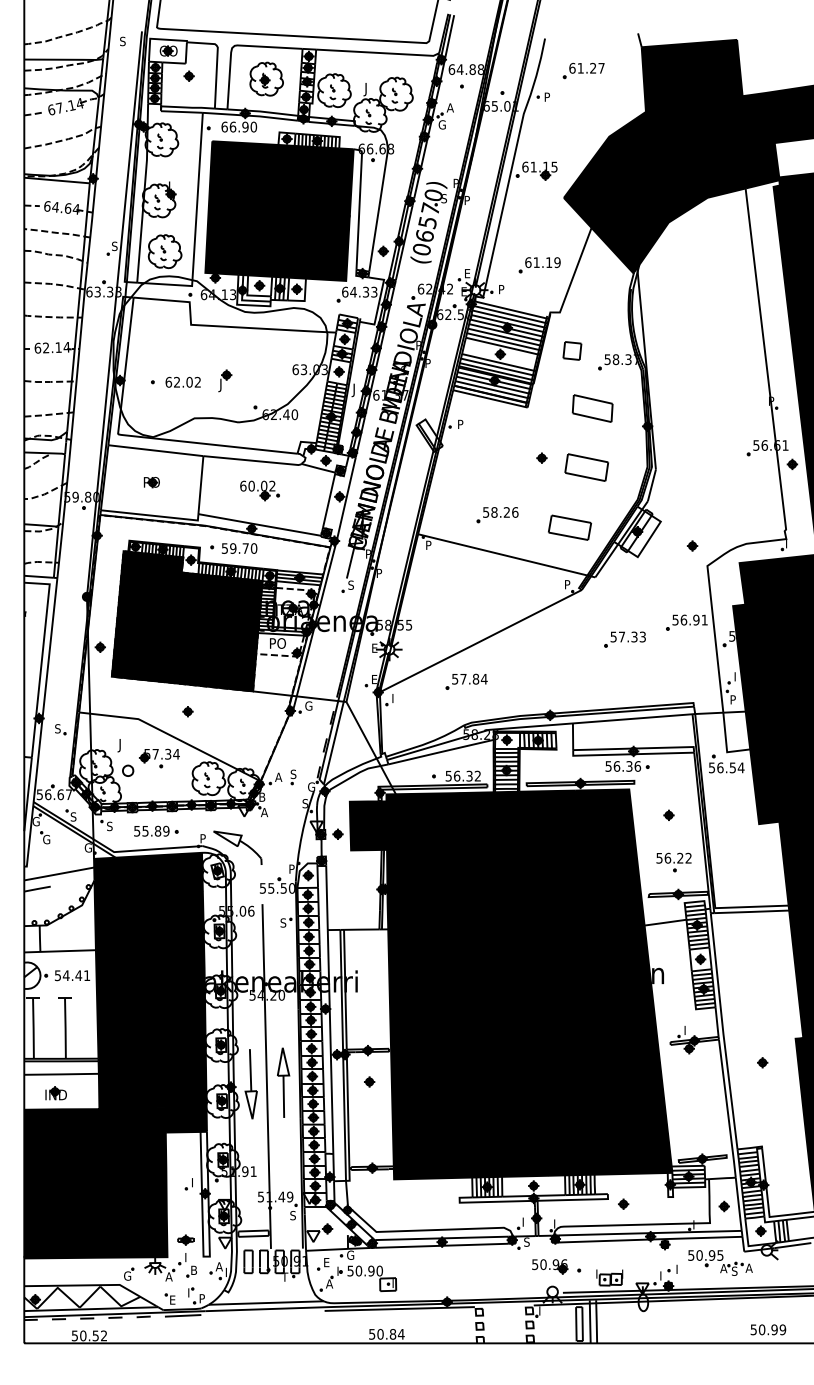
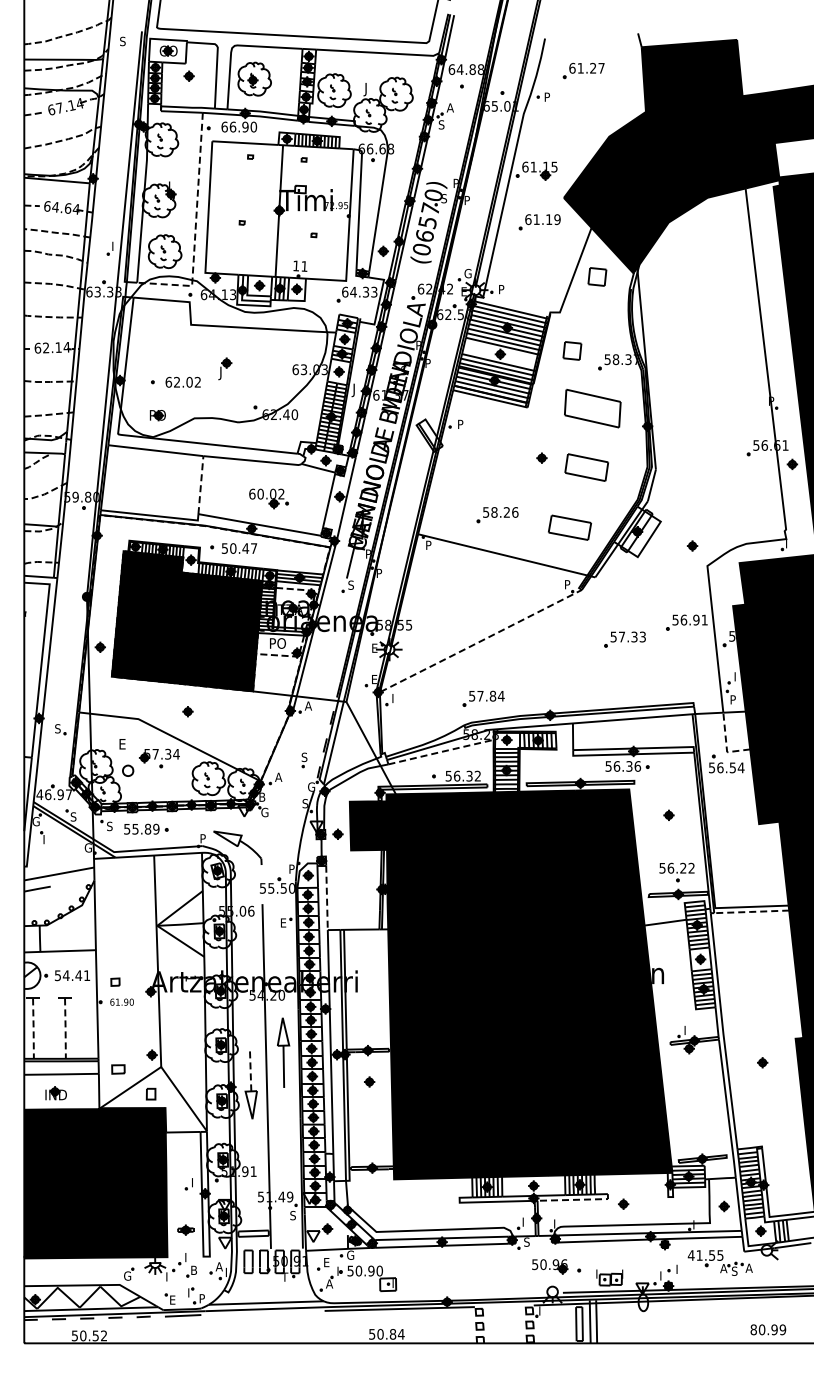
part position: (266, 78) -> (254, 78) (254, 78)
text: G -> S (441, 124)
fill: present -> none (279, 210)
line: solid -> dashed (195, 227)
text: S -> I (114, 246)
part position: (539, 265) -> (539, 222) (539, 222)
text: E -> G (467, 273)
part: none -> present (597, 276)
part position: (225, 380) -> (225, 368) (225, 368)
part size: 43x29 px -> 58x40 px (592, 408)
part position: (151, 482) -> (157, 415) (157, 415)
line: solid -> dashed (200, 484)
part position: (259, 490) -> (268, 498) (268, 498)
text: 59.70 -> 50.47 (243, 548)
line: solid -> dashed (480, 641)
part position: (466, 681) -> (483, 698) (483, 698)
text: G -> A (308, 705)
line: solid -> dashed (726, 744)
text: J -> E (121, 745)
line: solid -> dashed (440, 752)
part position: (293, 777) -> (304, 760) (304, 760)
text: 56.67 -> 46.97 (49, 794)
text: A -> G (264, 812)
part position: (156, 830) -> (146, 828) (146, 828)
text: G -> I (46, 839)
part position: (673, 862) -> (676, 872) (676, 872)
line: solid -> dashed (327, 898)
line: solid -> dashed (751, 911)
text: S -> E (283, 922)
fill: present -> none (150, 992)
line: solid -> dashed (33, 1028)
line: solid -> dashed (65, 1028)
line: solid -> dashed (250, 1069)
part position: (283, 1082) -> (283, 1052) (283, 1052)
line: solid -> dashed (575, 1199)
part position: (185, 1239) -> (185, 1229) (185, 1229)
text: 50.95 -> 41.55 (701, 1255)
text: A -> I (168, 1276)
text: 50.99 -> 80.99 (753, 1329)
